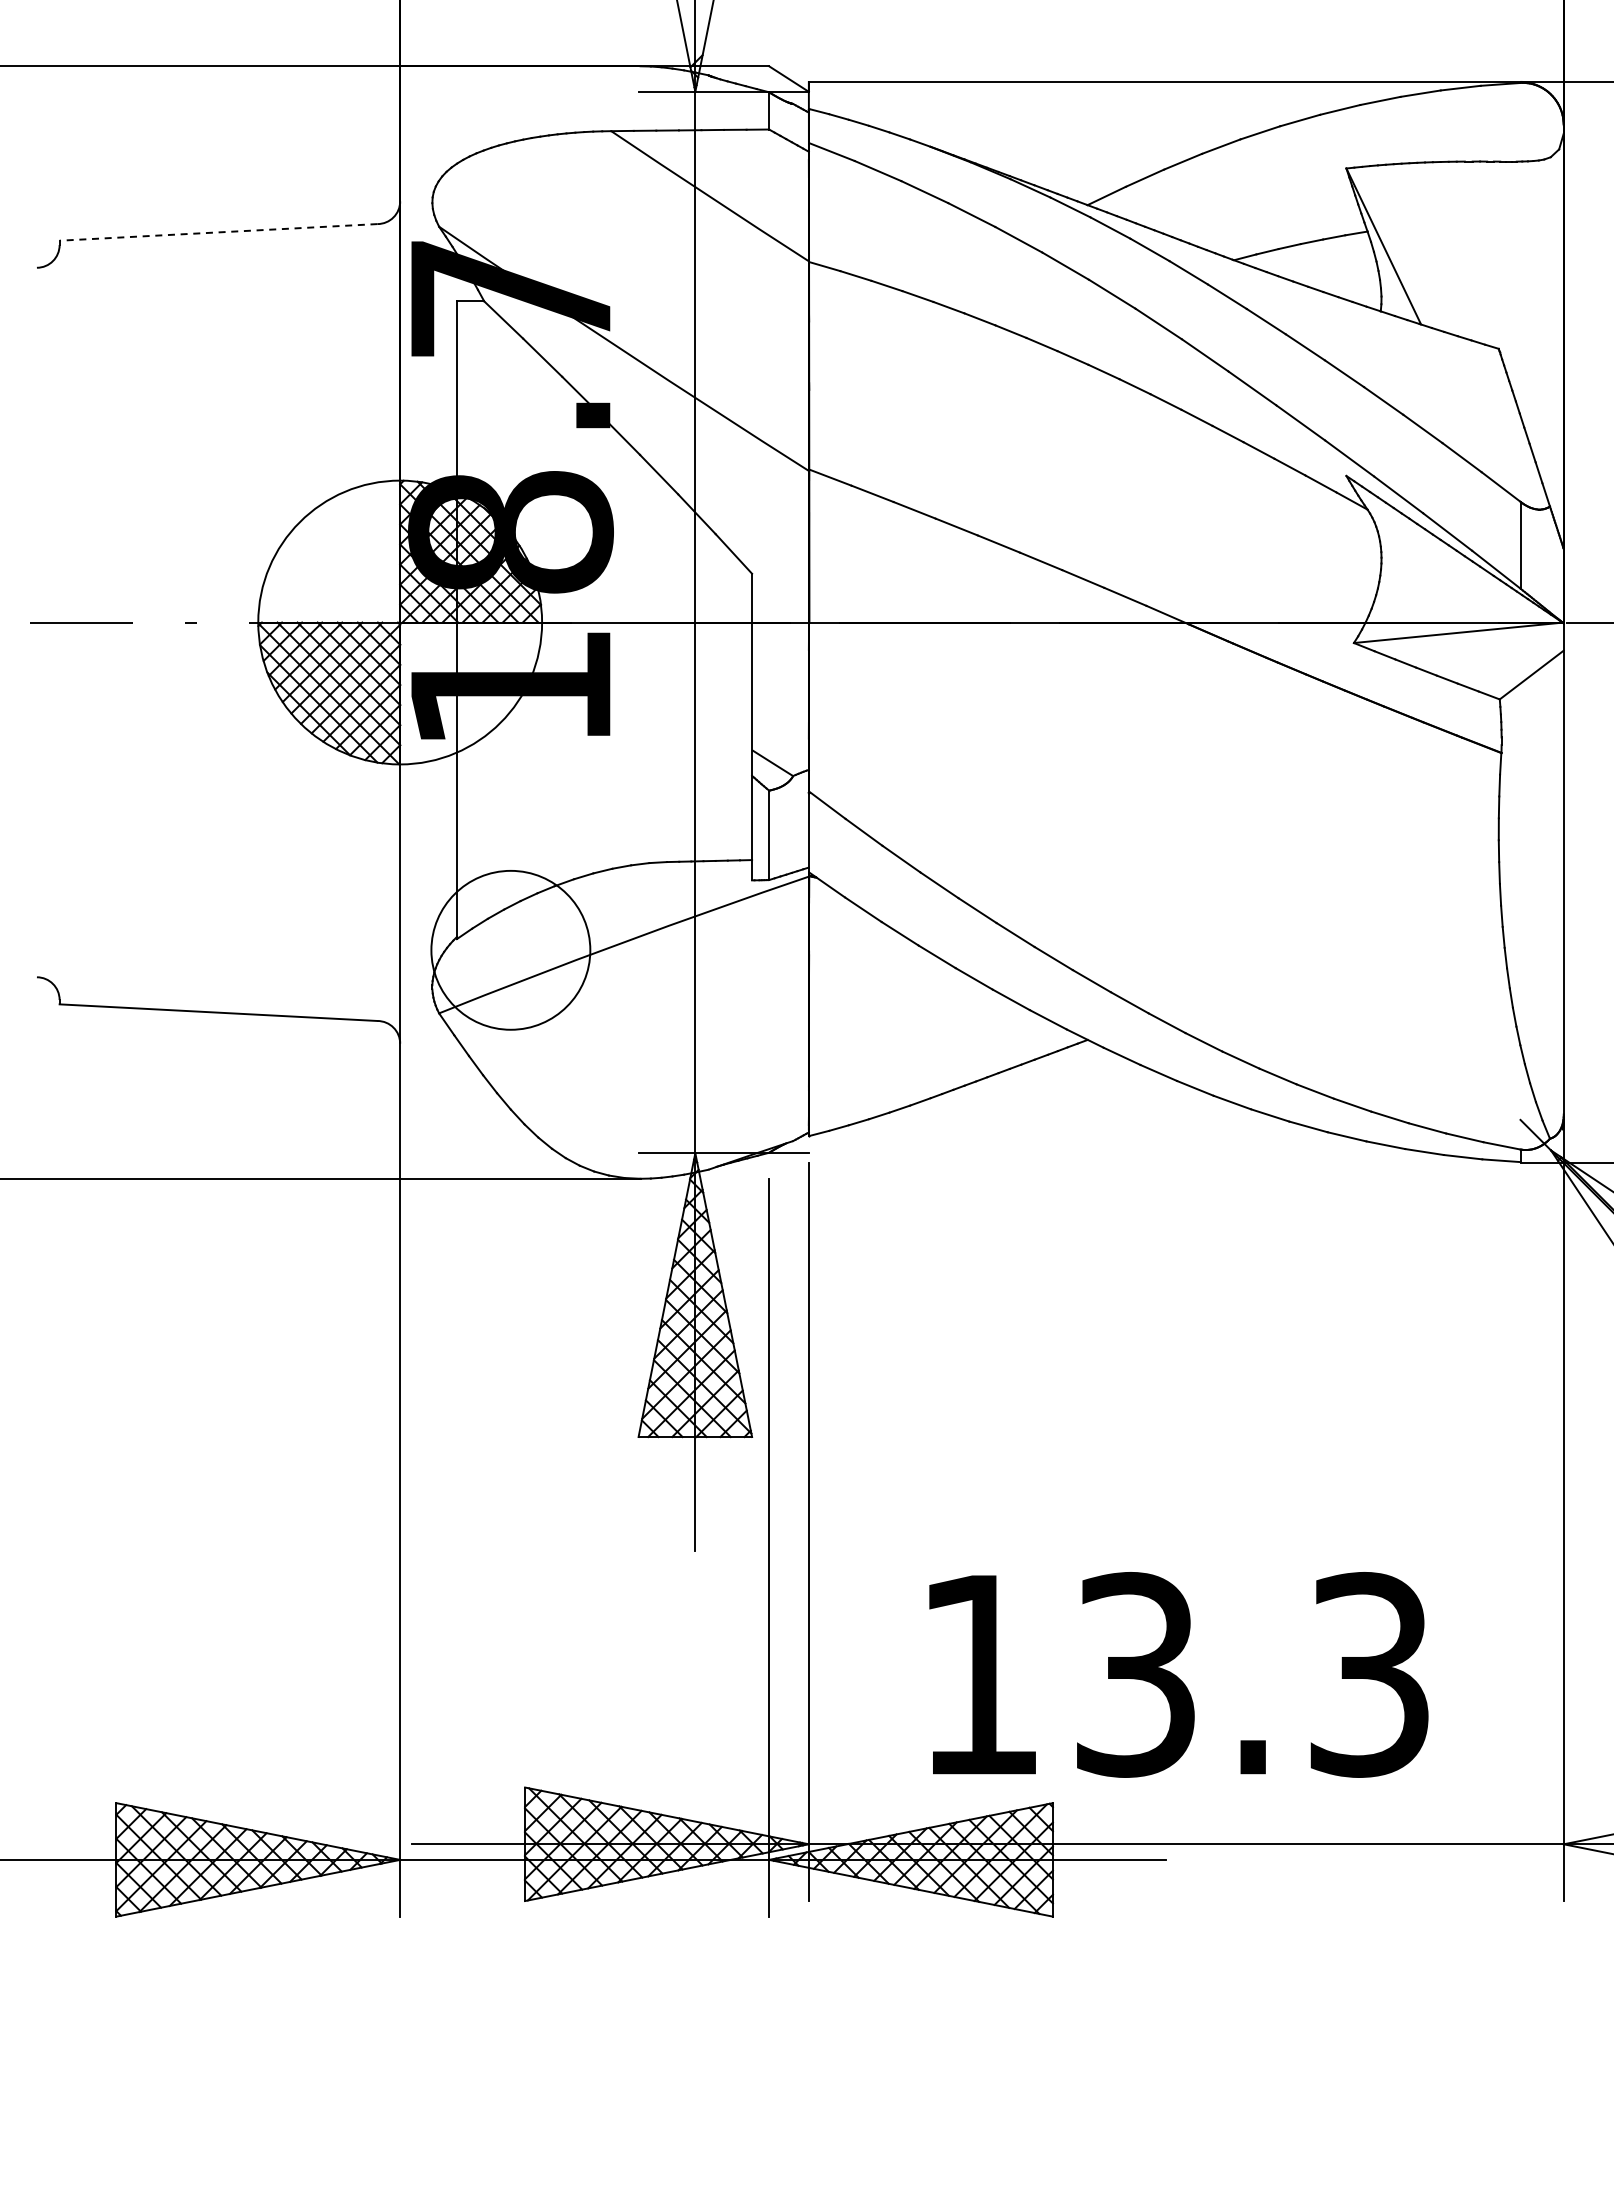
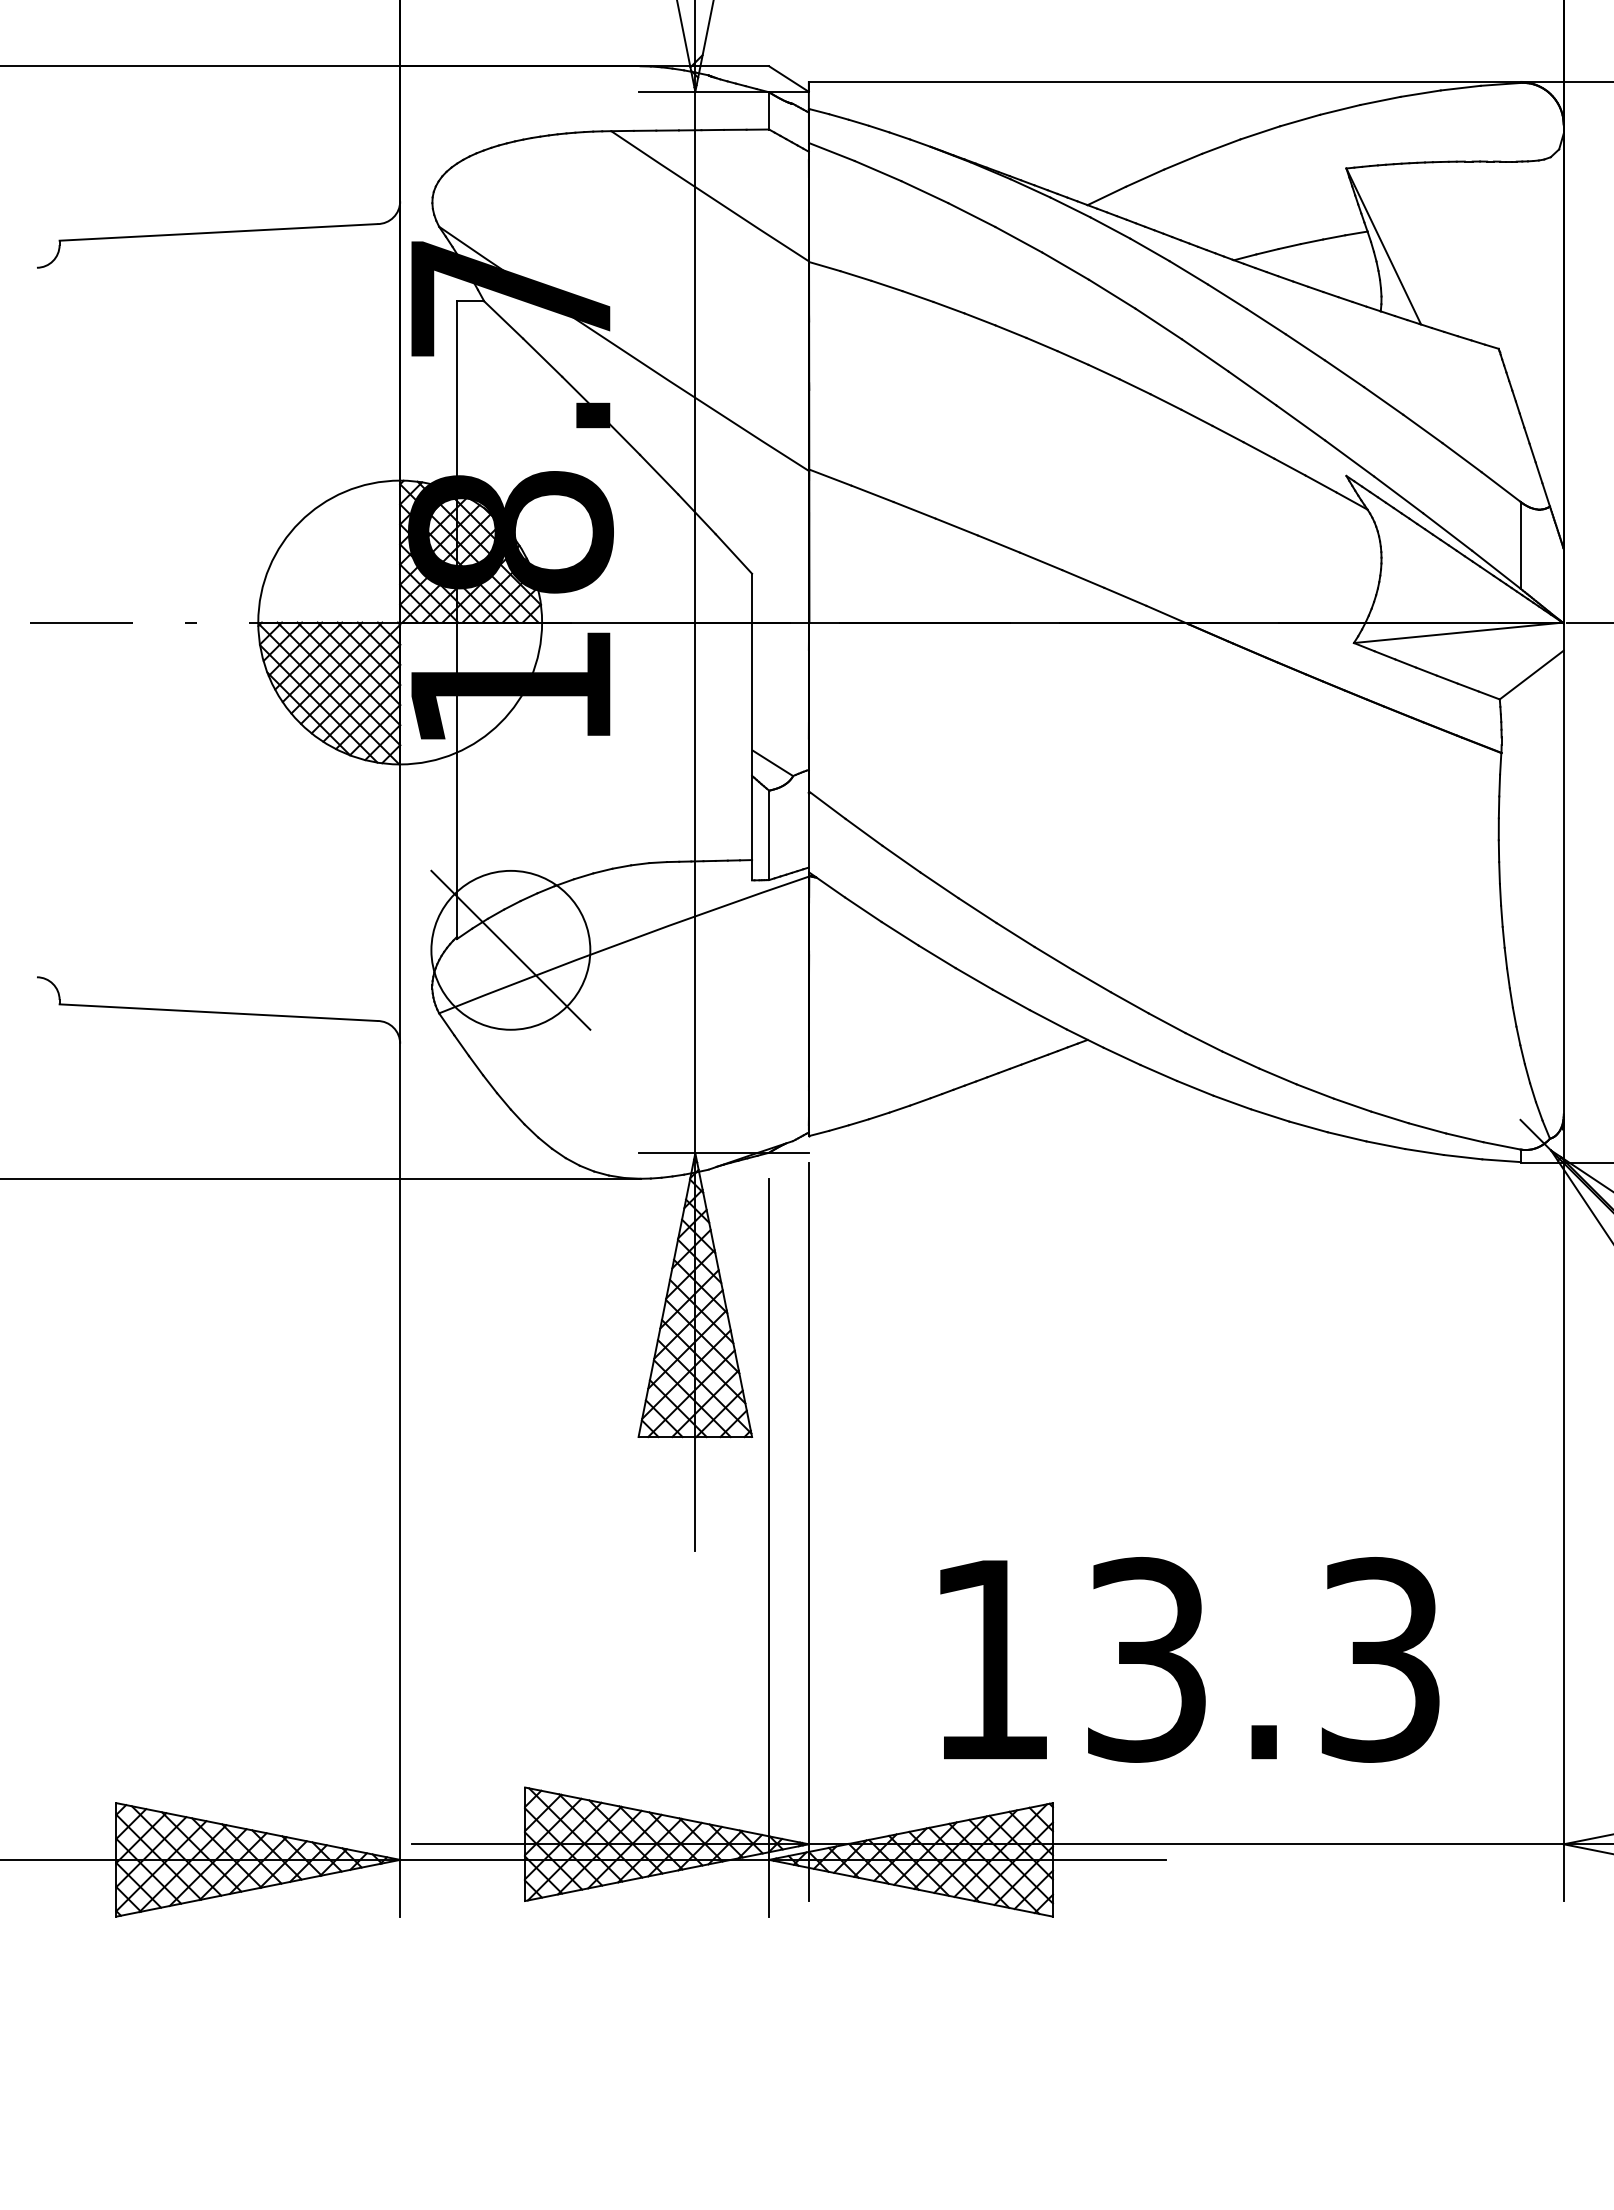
line: dashed -> solid (218, 232)
line: none -> present (510, 949)
text position: (1178, 1674) -> (1189, 1659) (1189, 1659)
